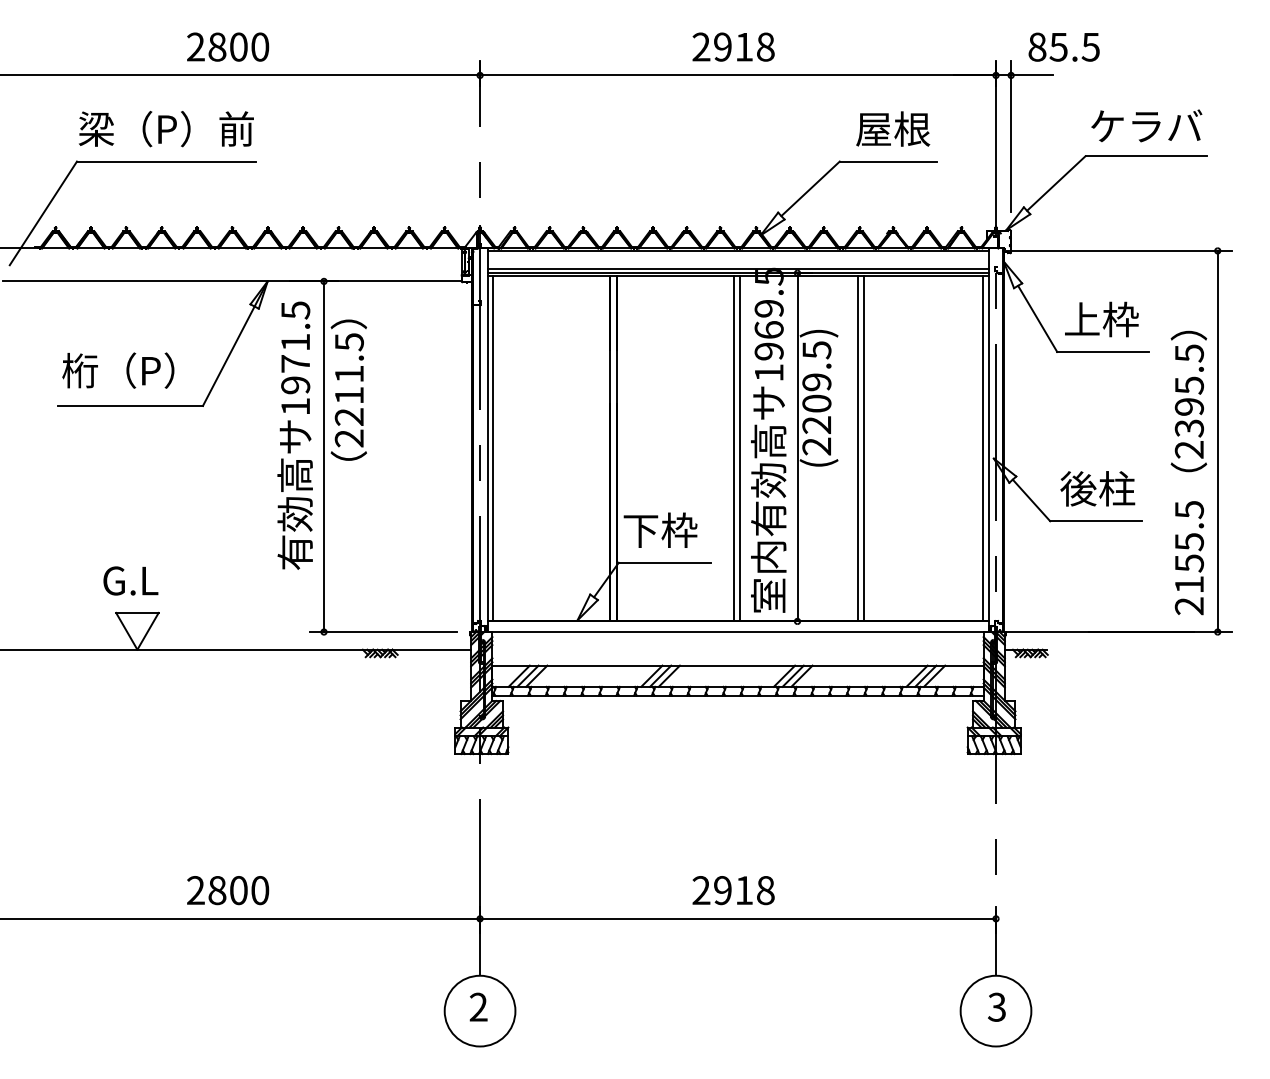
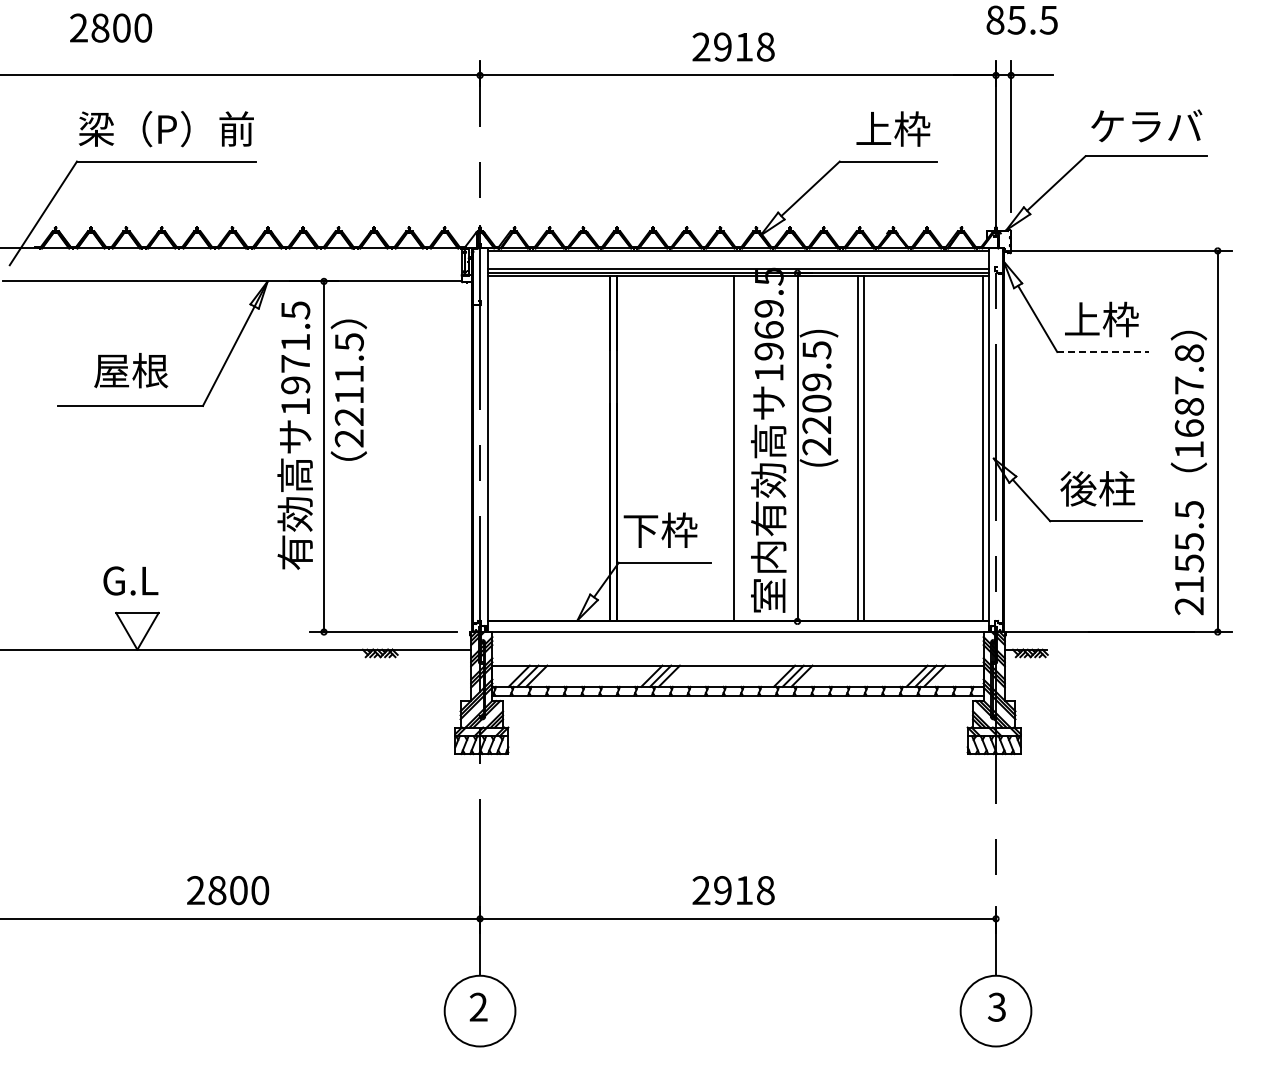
text position: (228, 46) -> (111, 27) (111, 27)
text position: (1063, 46) -> (1021, 19) (1021, 19)
text: 屋根 -> 上枠 (893, 128)
line: solid -> dashed (1103, 352)
text: 桁（P） -> 屋根 (118, 370)
text: 2395.5 -> 1687.8 (1189, 401)
line: present -> none (492, 448)
line: present -> none (740, 448)
